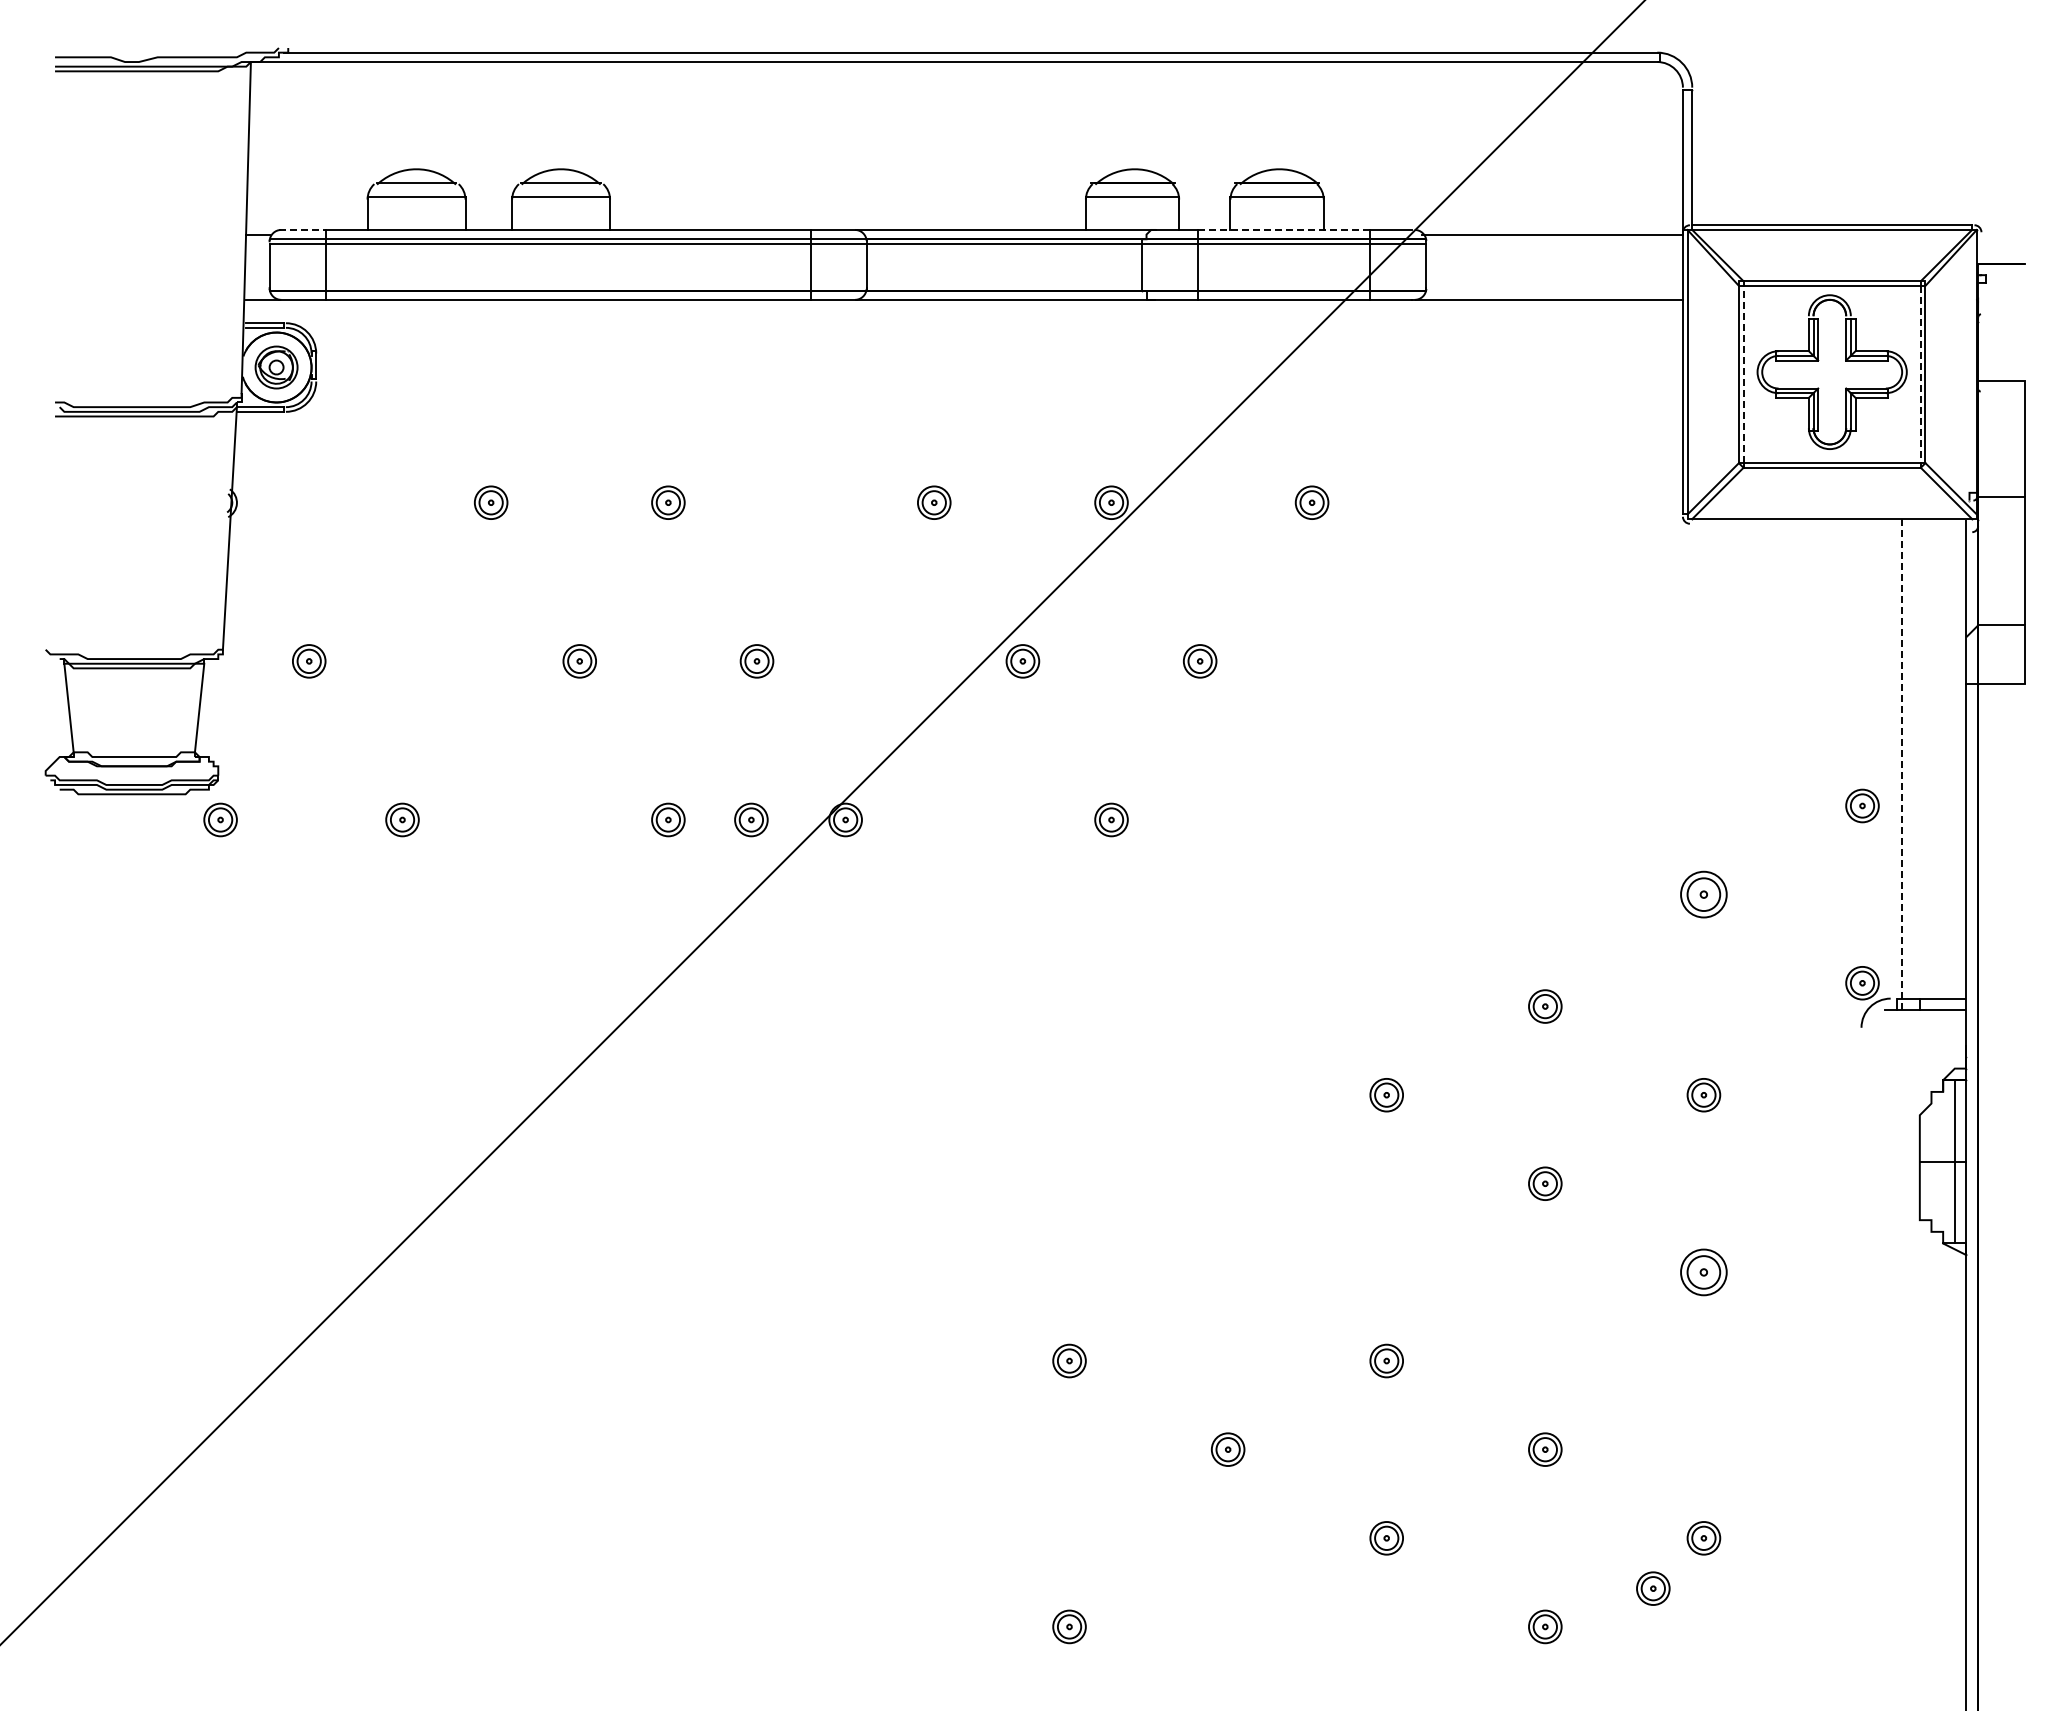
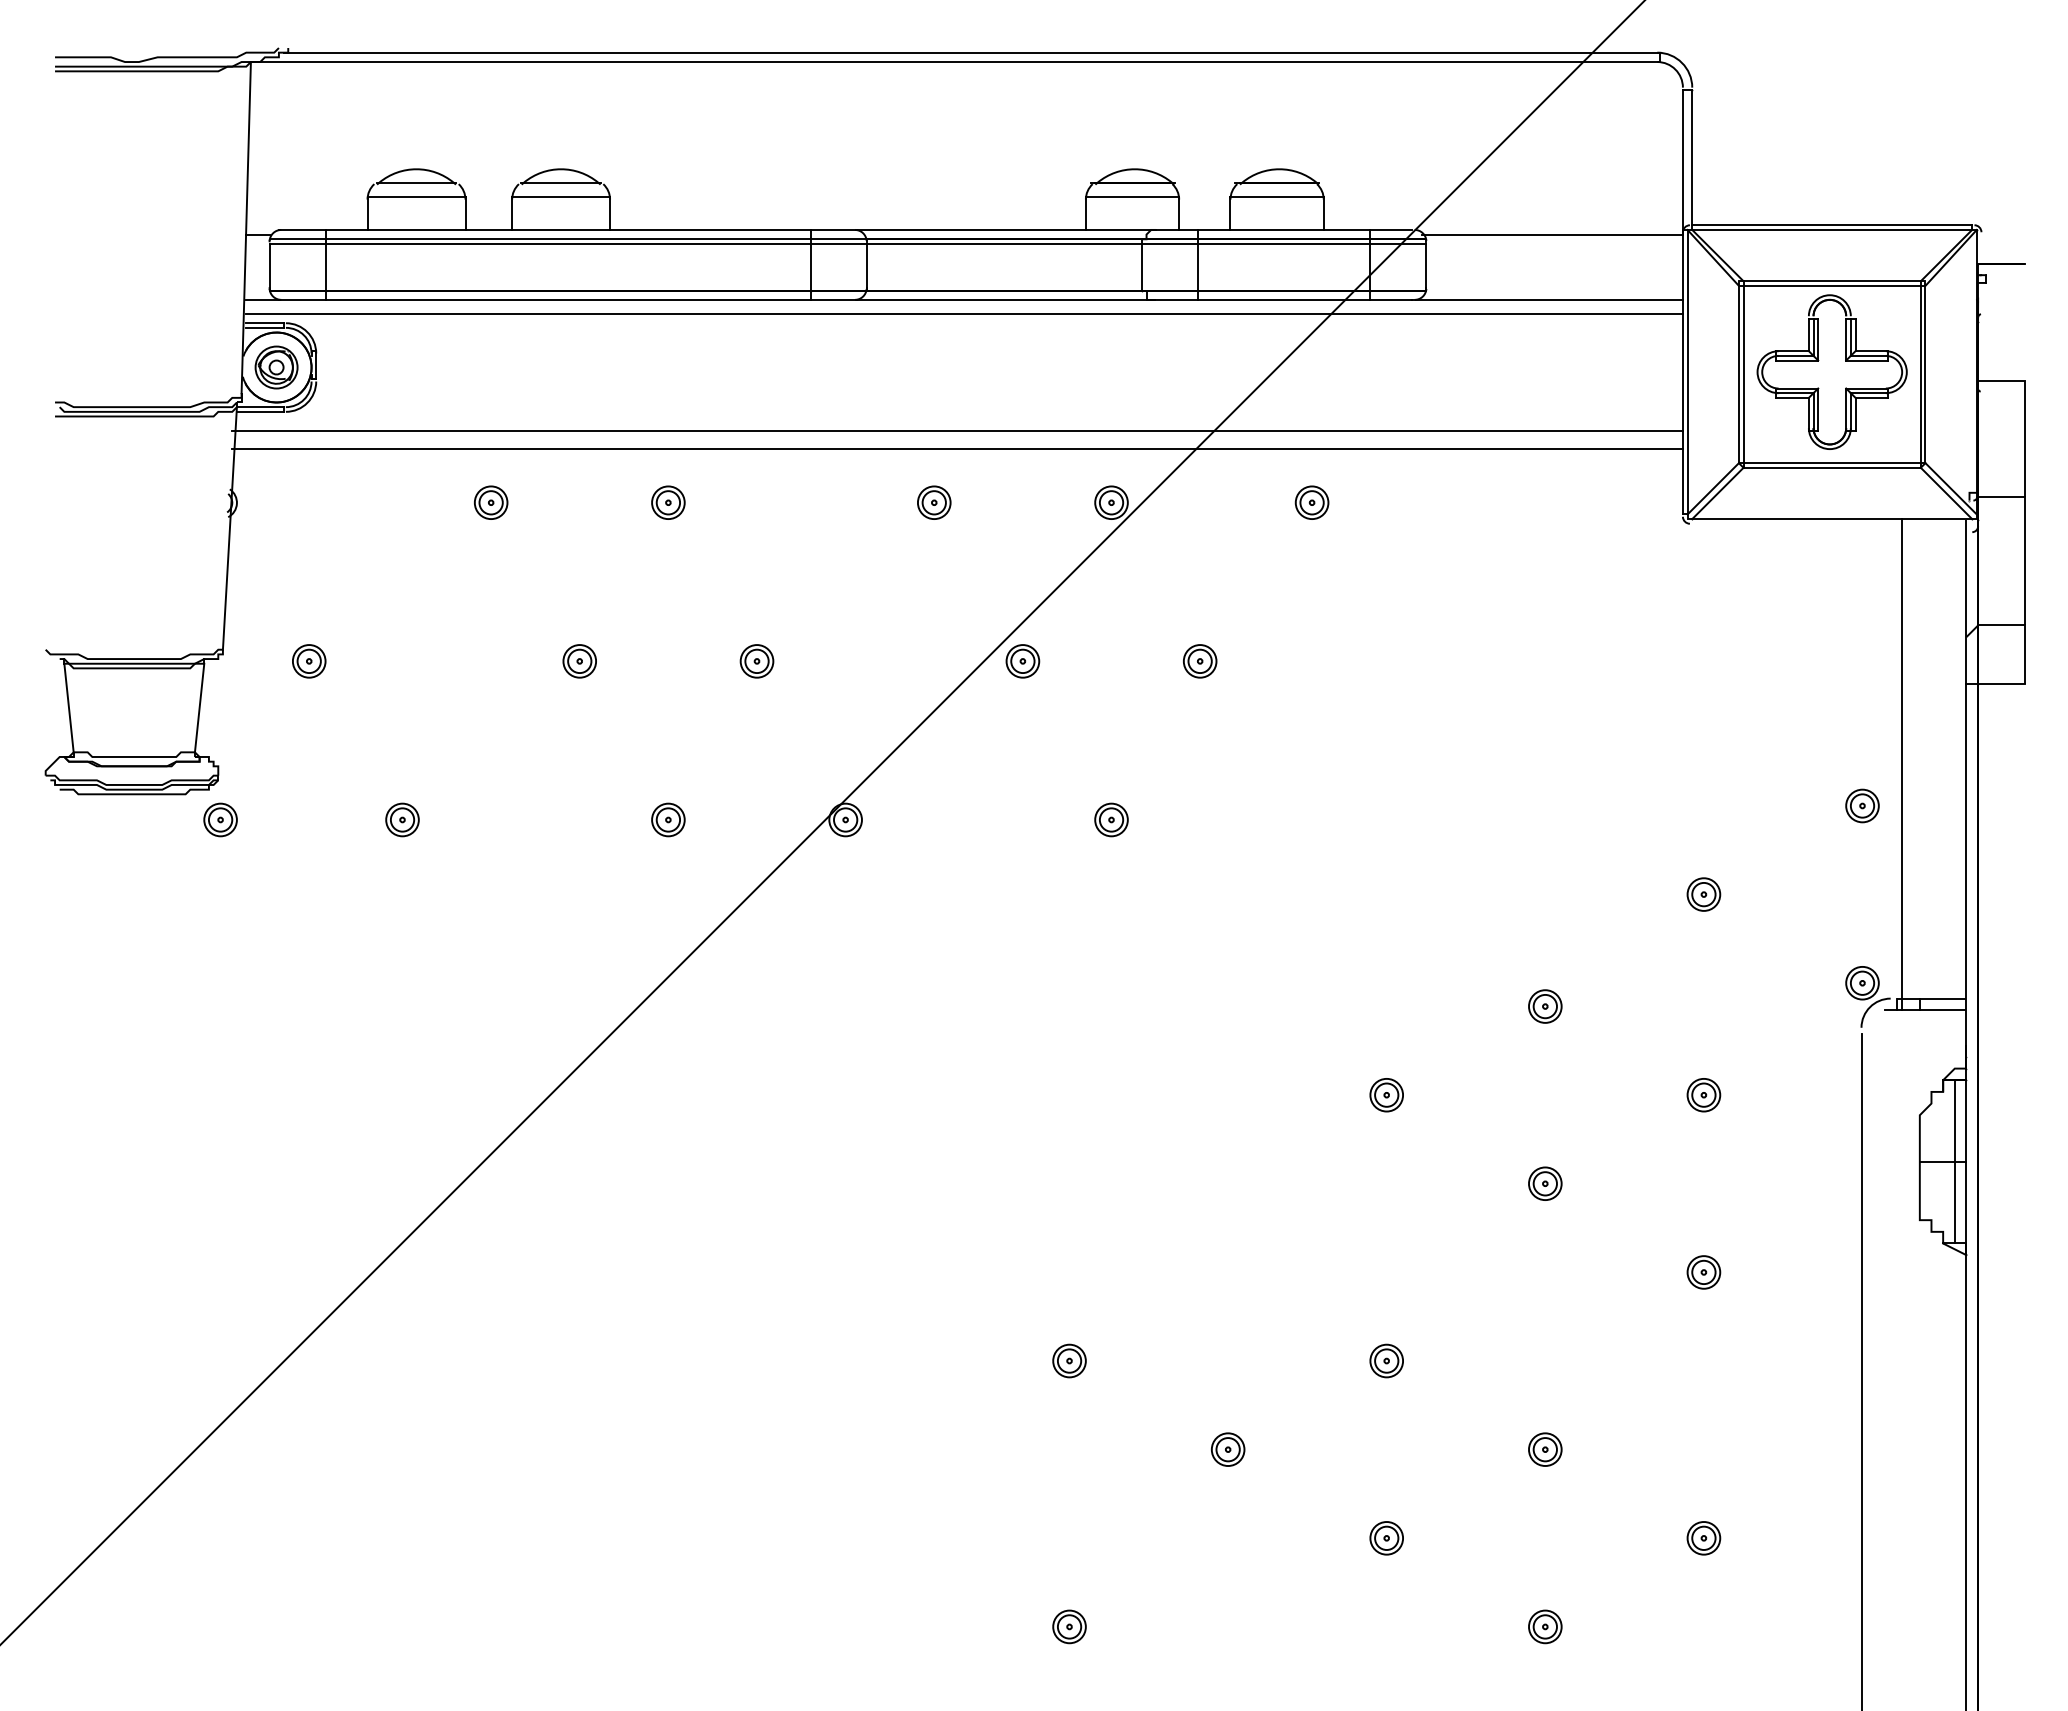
line: dashed -> solid (302, 229)
line: dashed -> solid (1283, 229)
line: none -> present (964, 313)
line: dashed -> solid (1743, 374)
line: dashed -> solid (1920, 374)
line: none -> present (957, 430)
line: none -> present (957, 449)
line: dashed -> solid (1902, 764)
part: present -> none (751, 819)
part size: 48x49 px -> 36x35 px (1703, 894)
part size: 48x49 px -> 36x35 px (1703, 1272)
line: none -> present (1861, 1370)
part: present -> none (1653, 1588)
